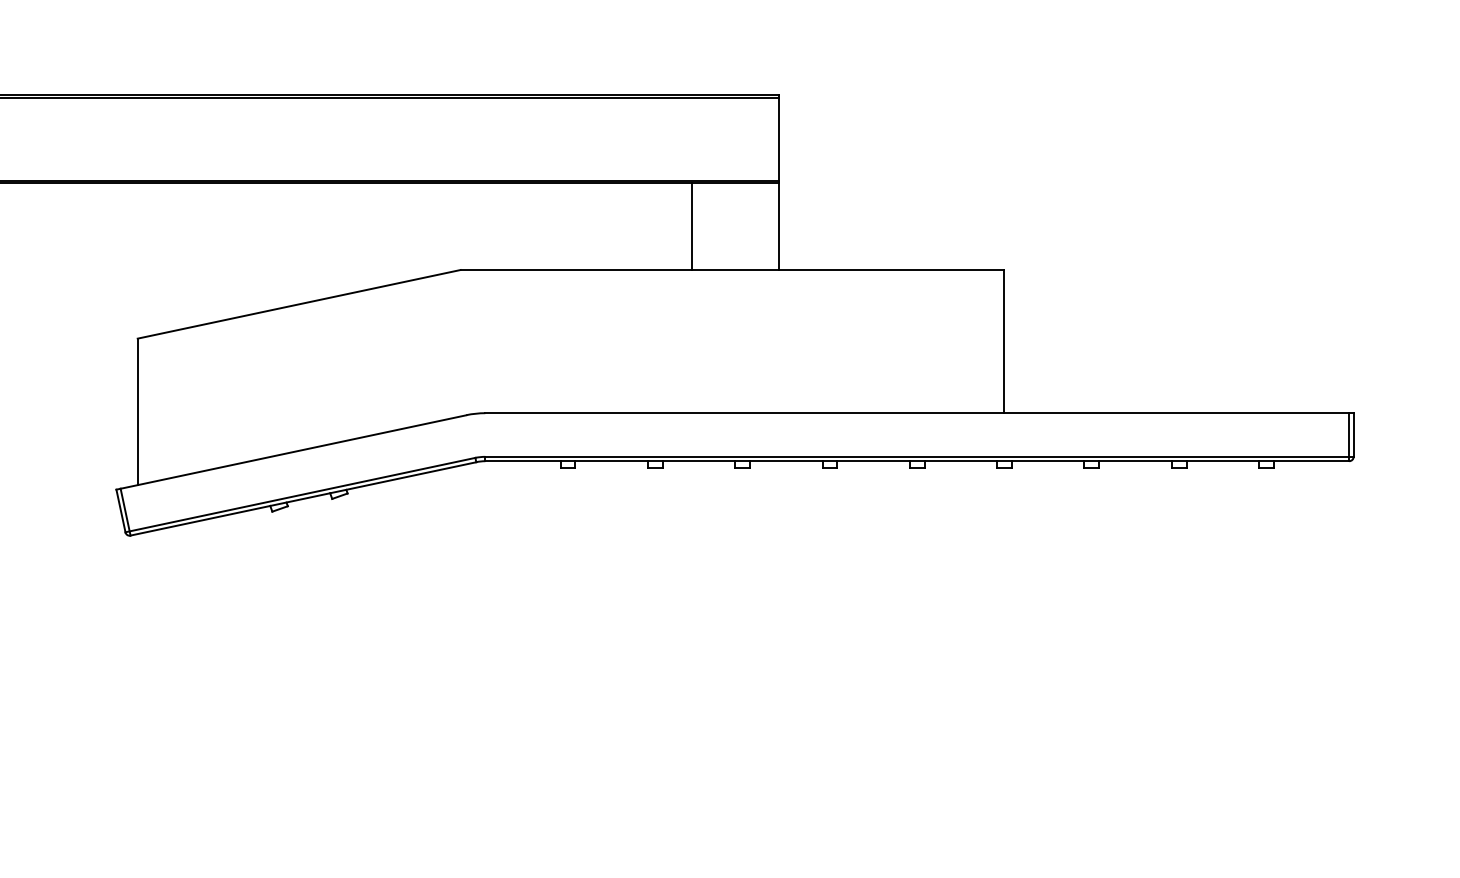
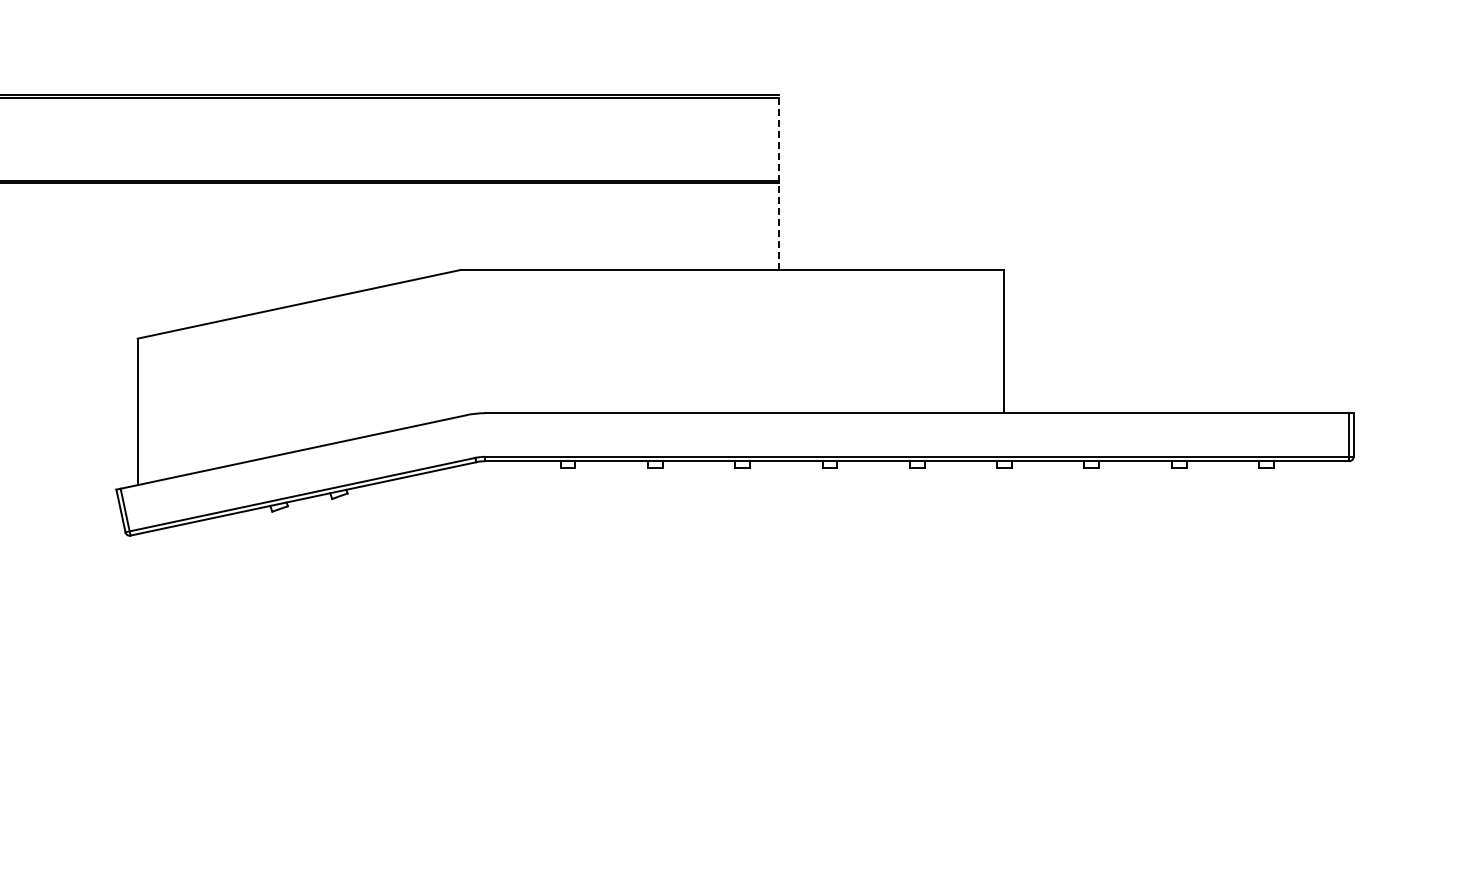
line: solid -> dashed (779, 182)
line: present -> none (691, 226)
